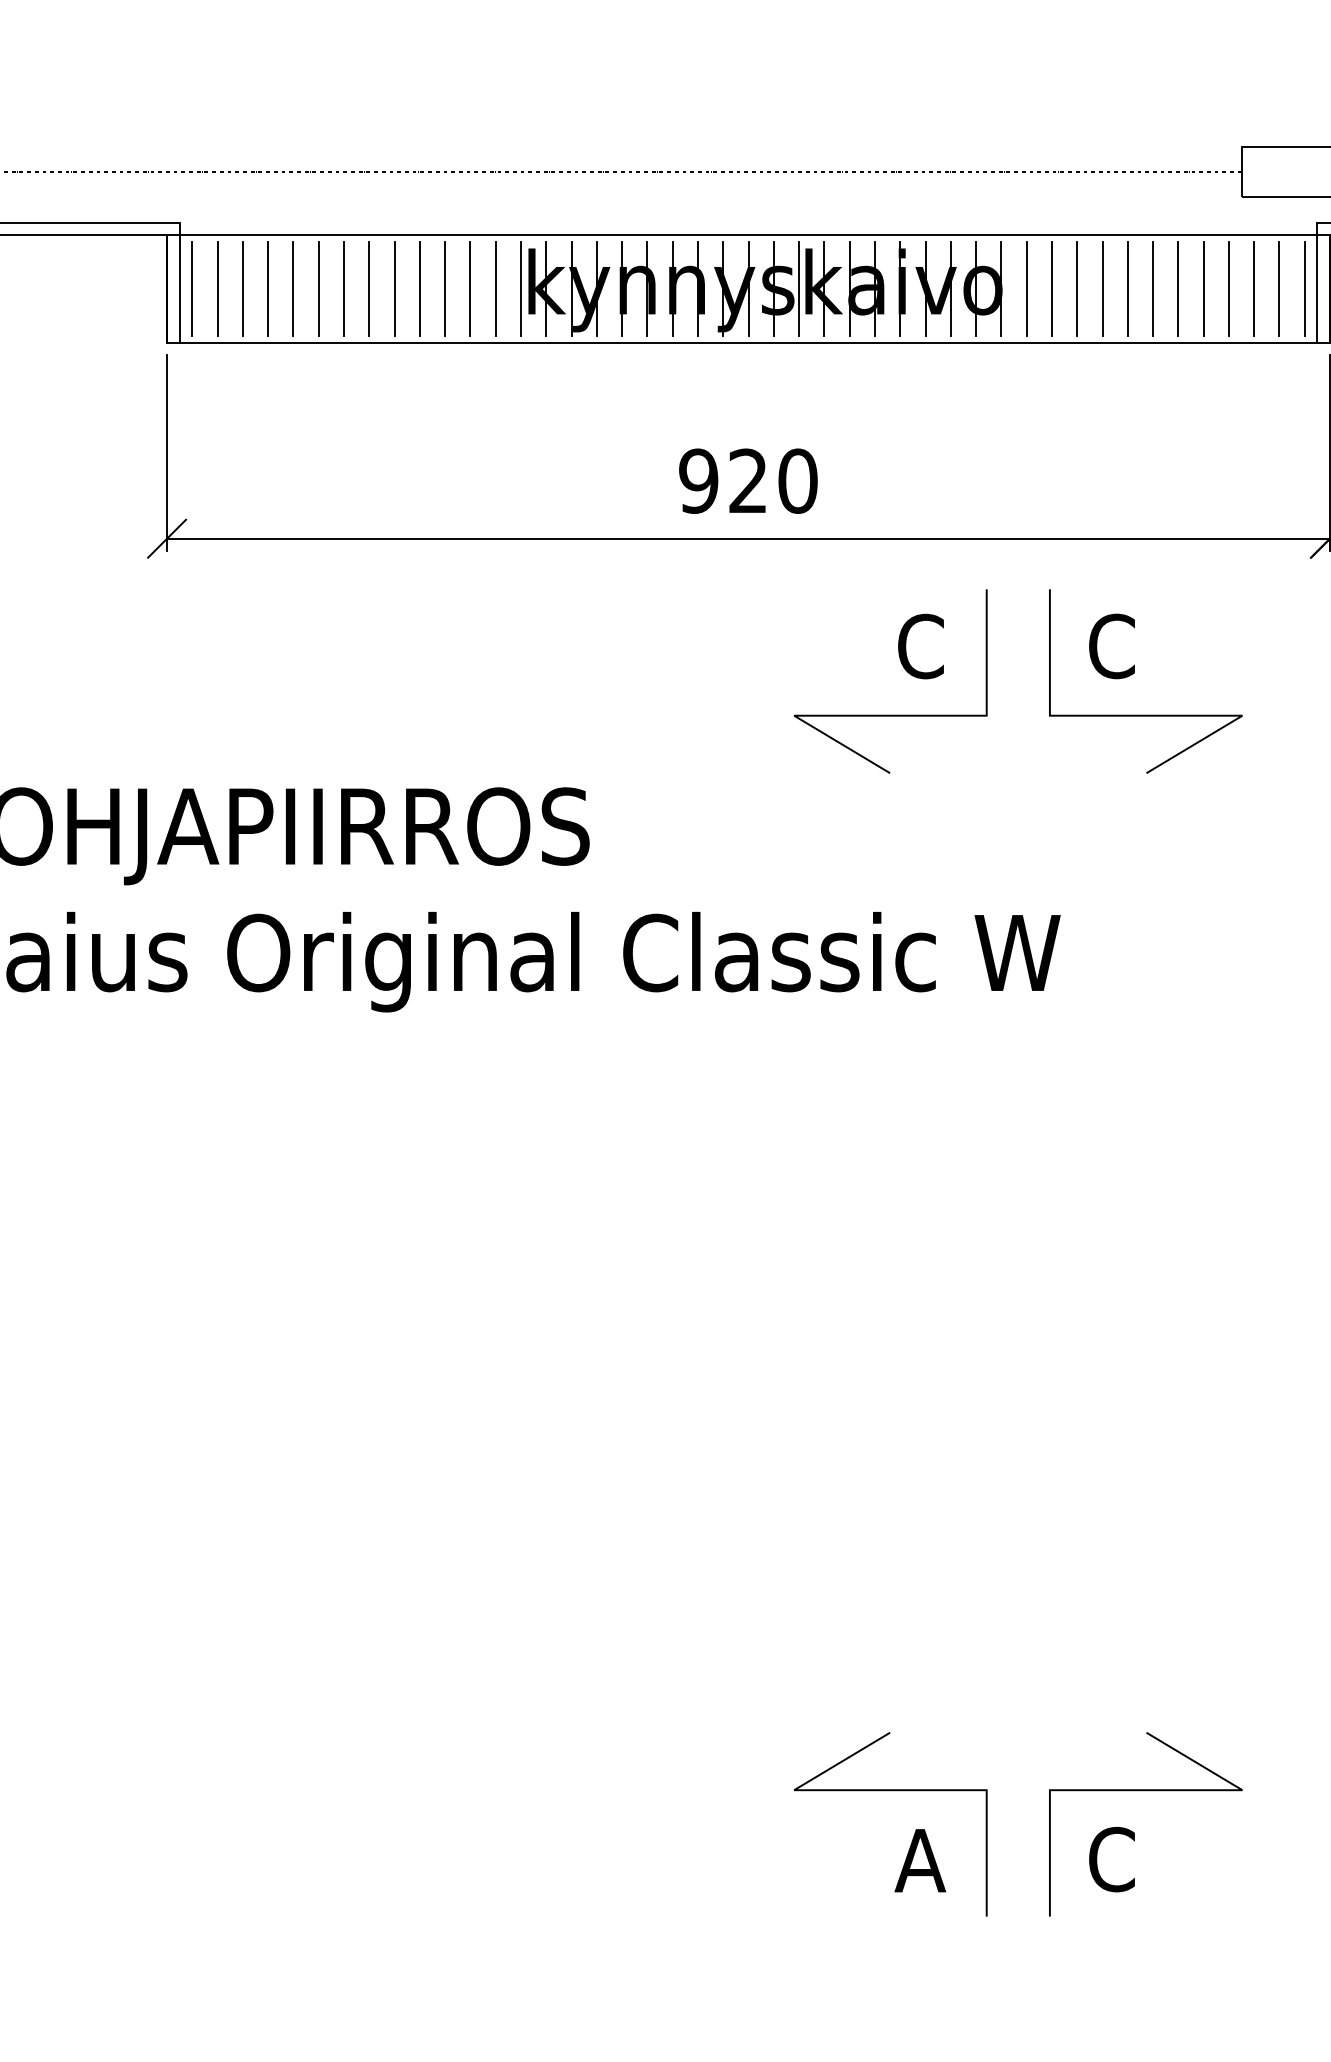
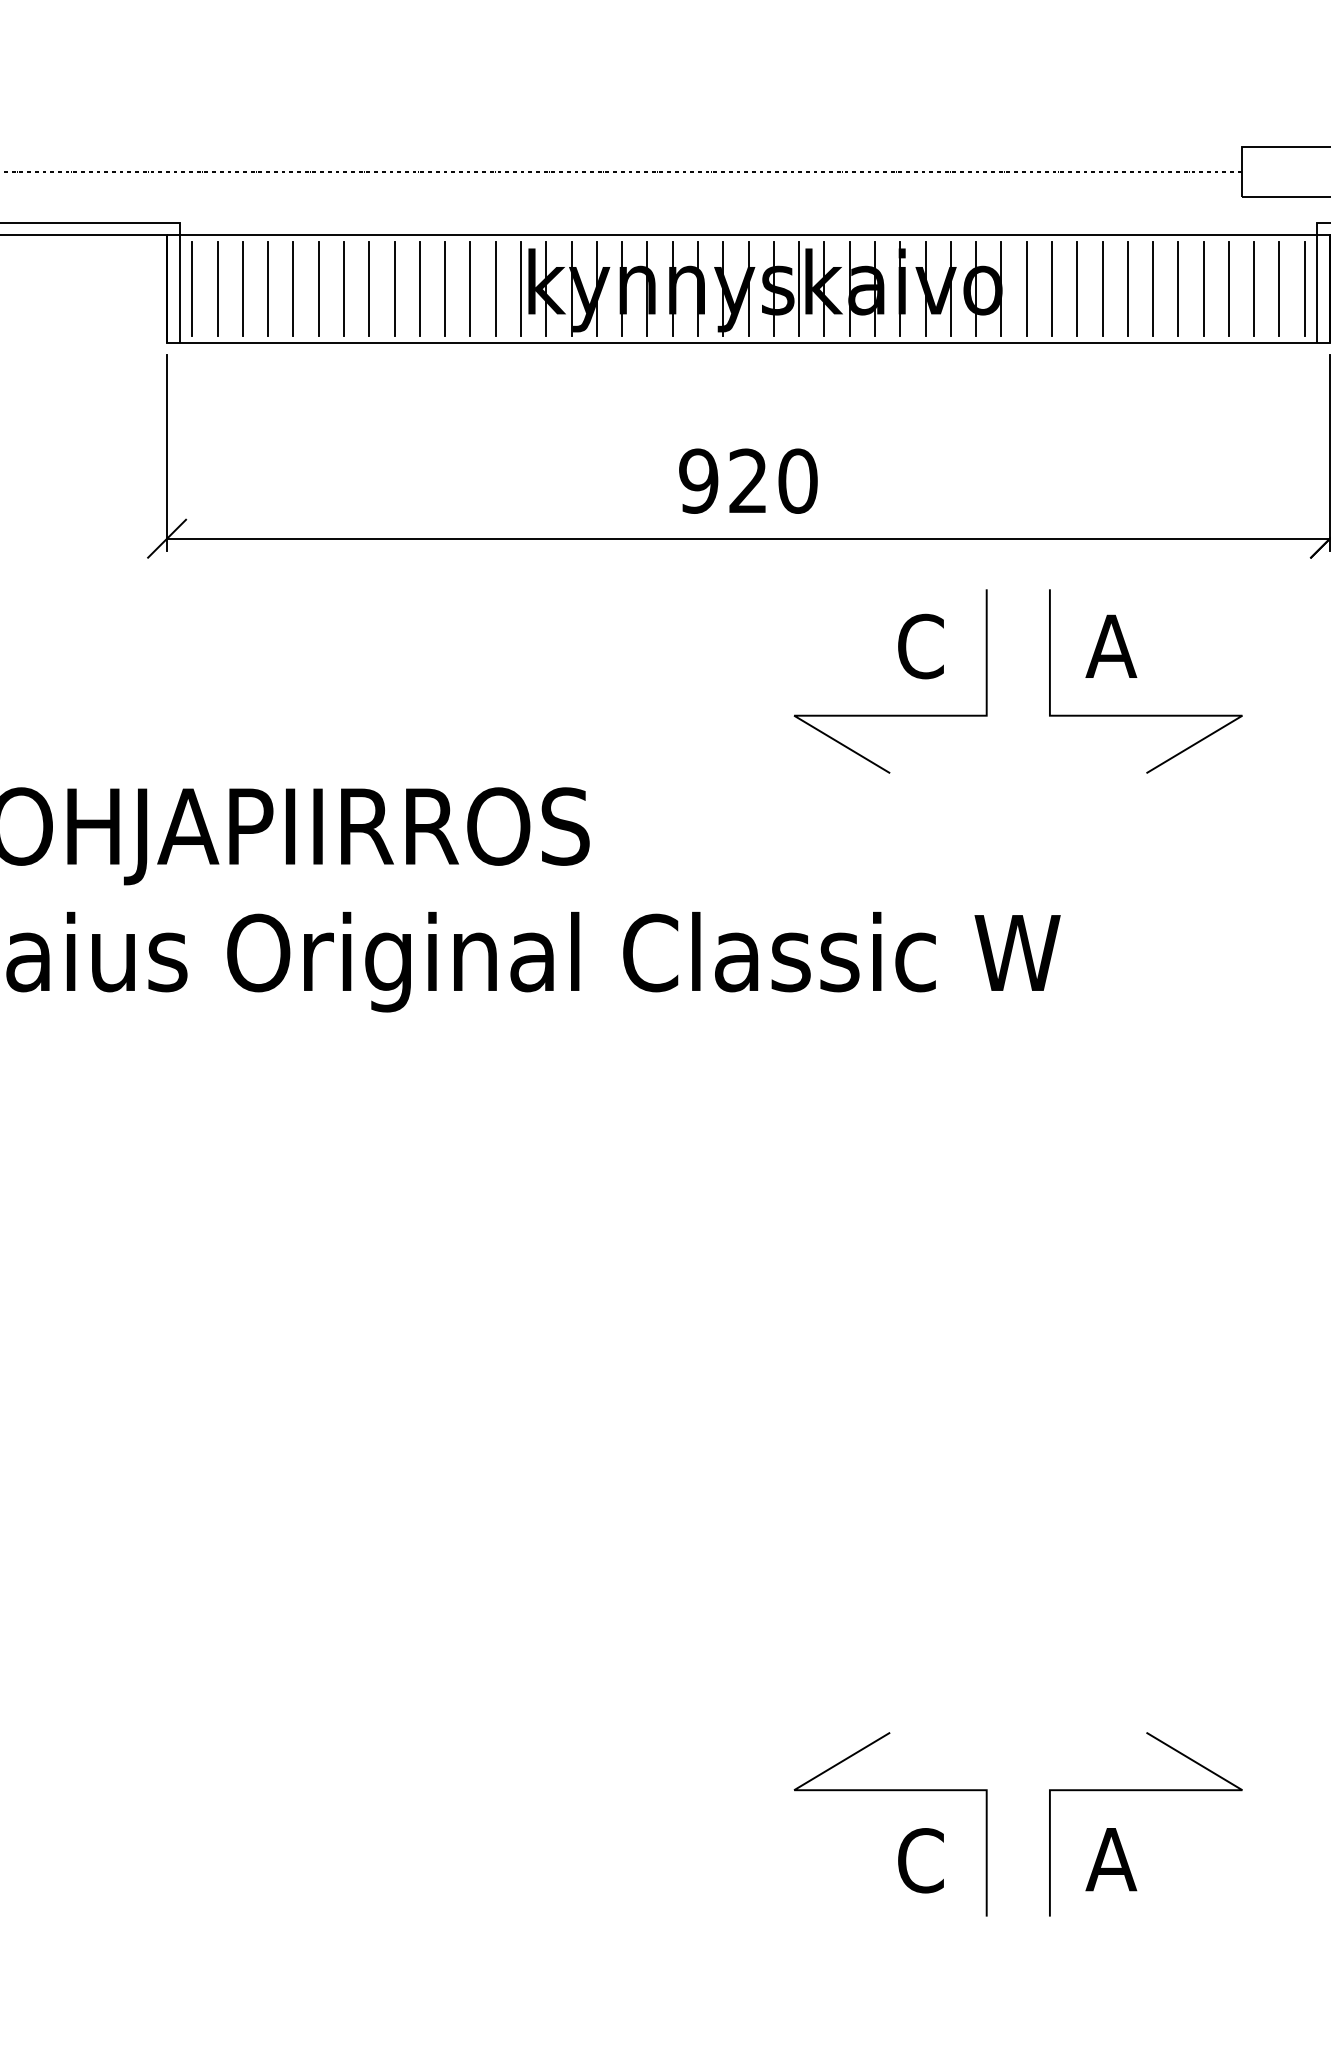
text: C -> A (1111, 646)
text: C -> A (1111, 1859)
text: A -> C (920, 1860)
